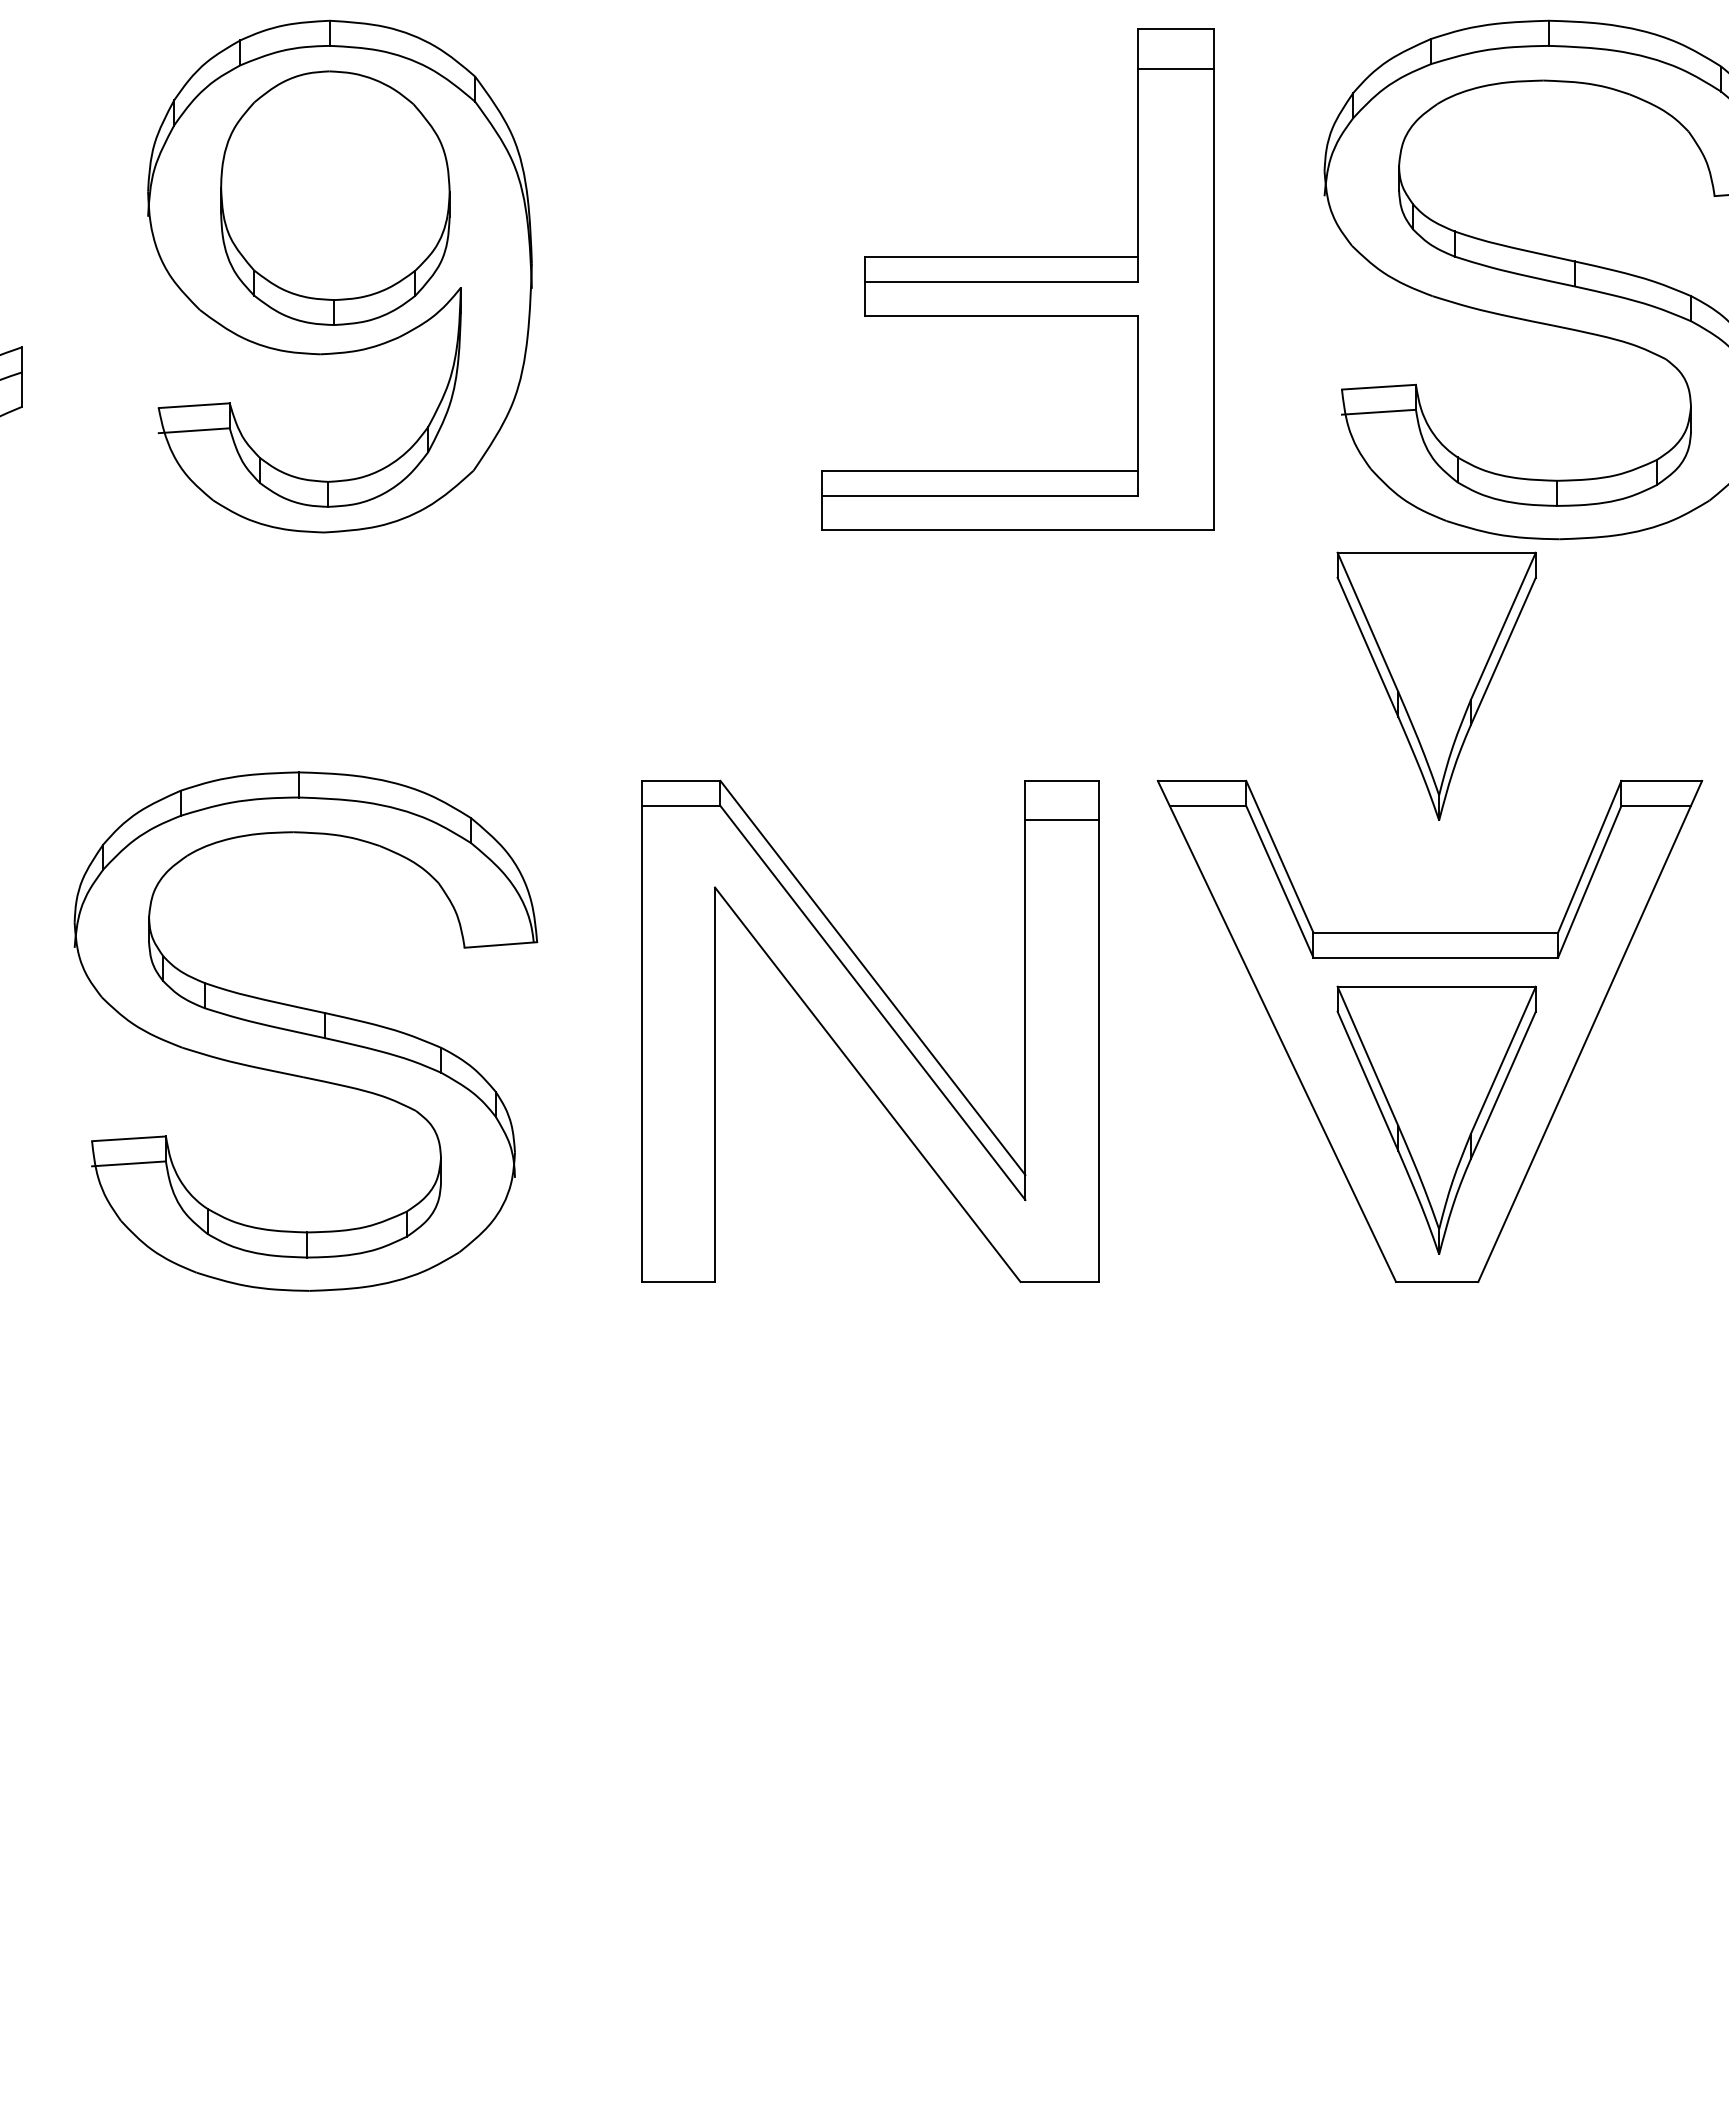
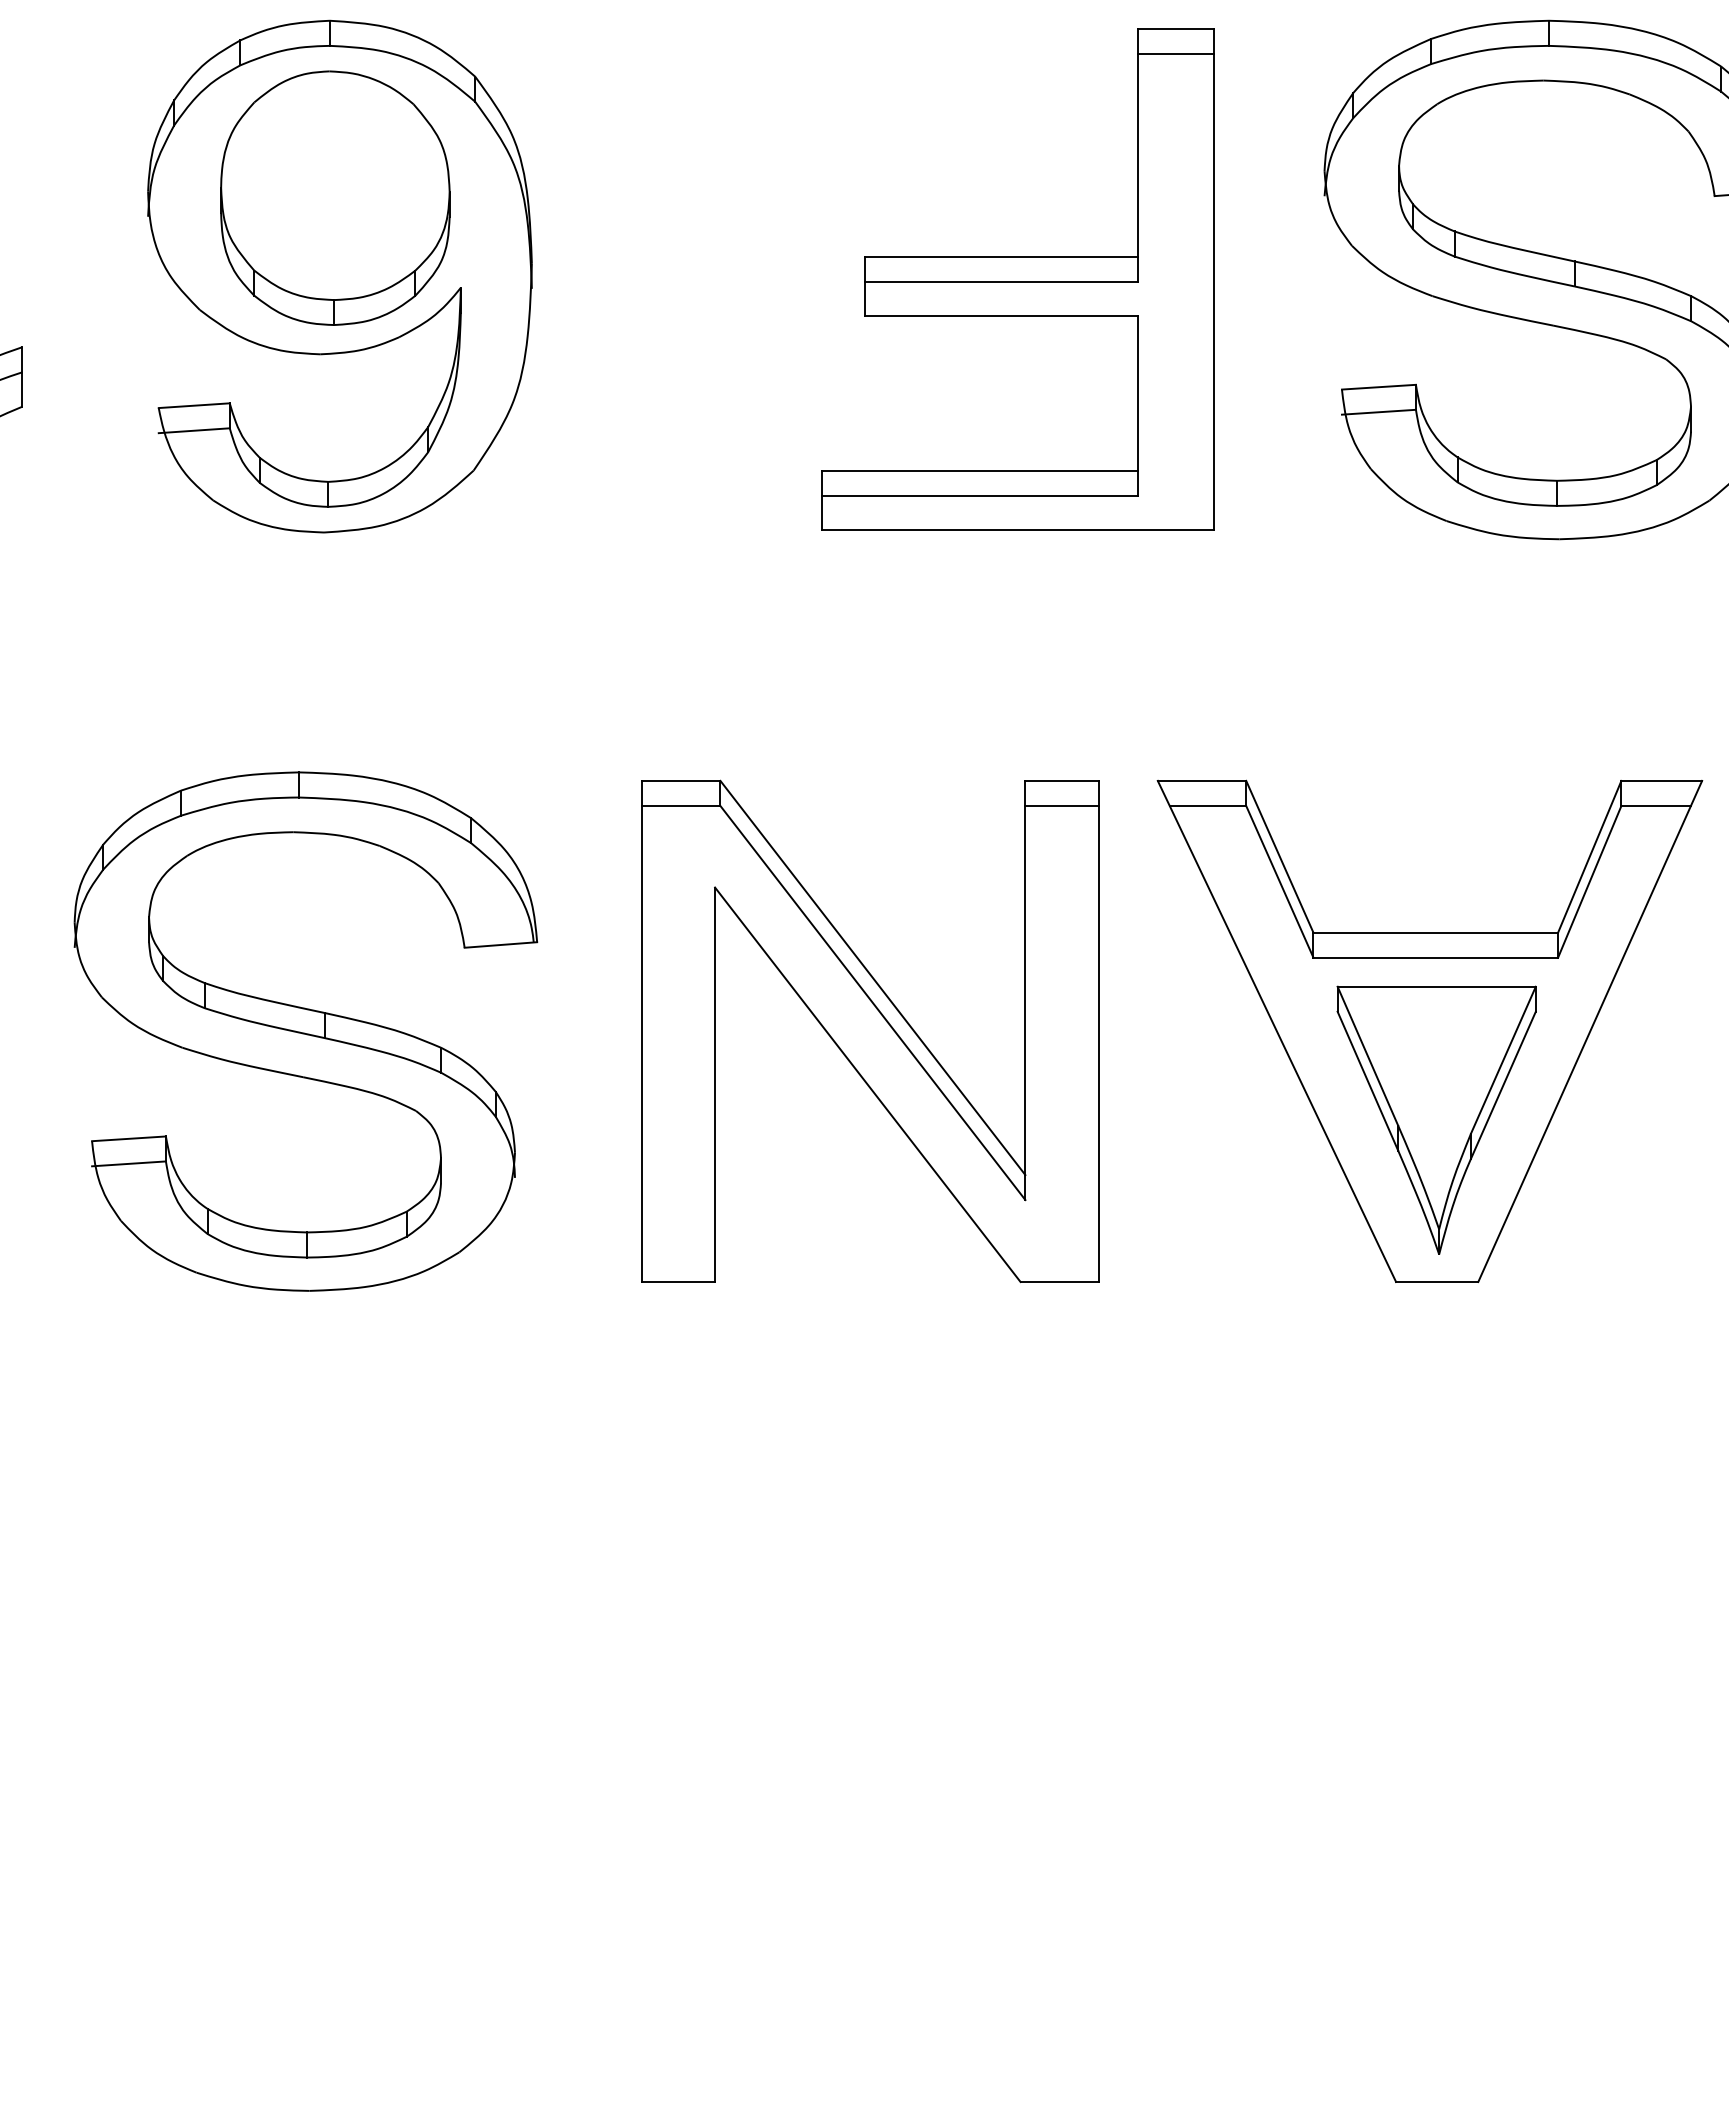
line position: (1175, 69) -> (1175, 54) (1175, 54)
part: present -> none (1436, 685)
line position: (1062, 820) -> (1062, 806) (1062, 806)
